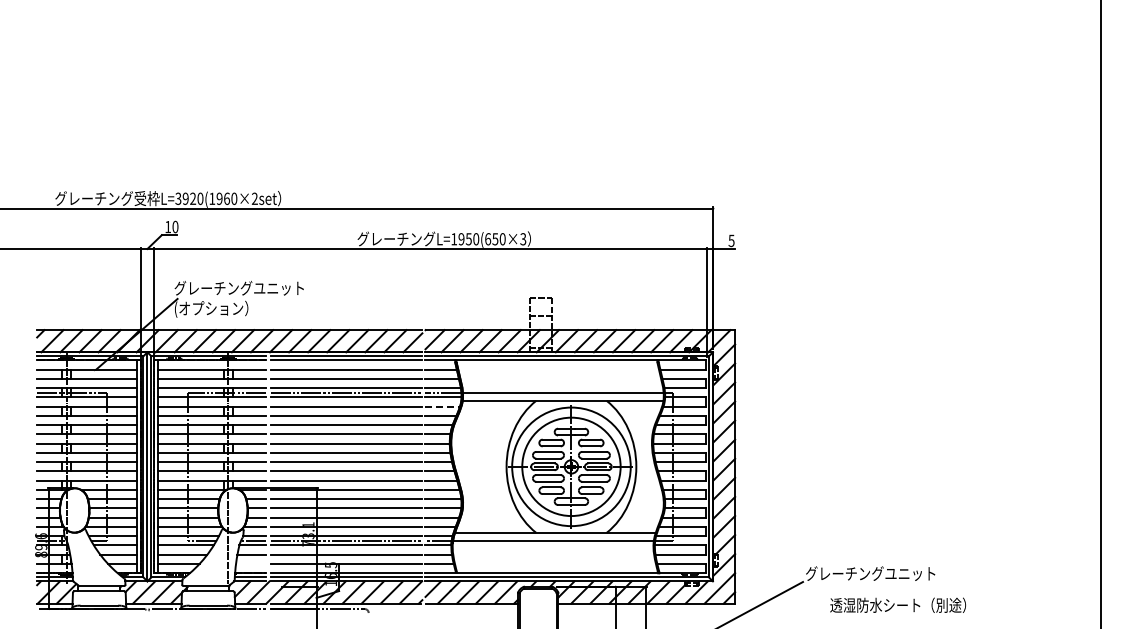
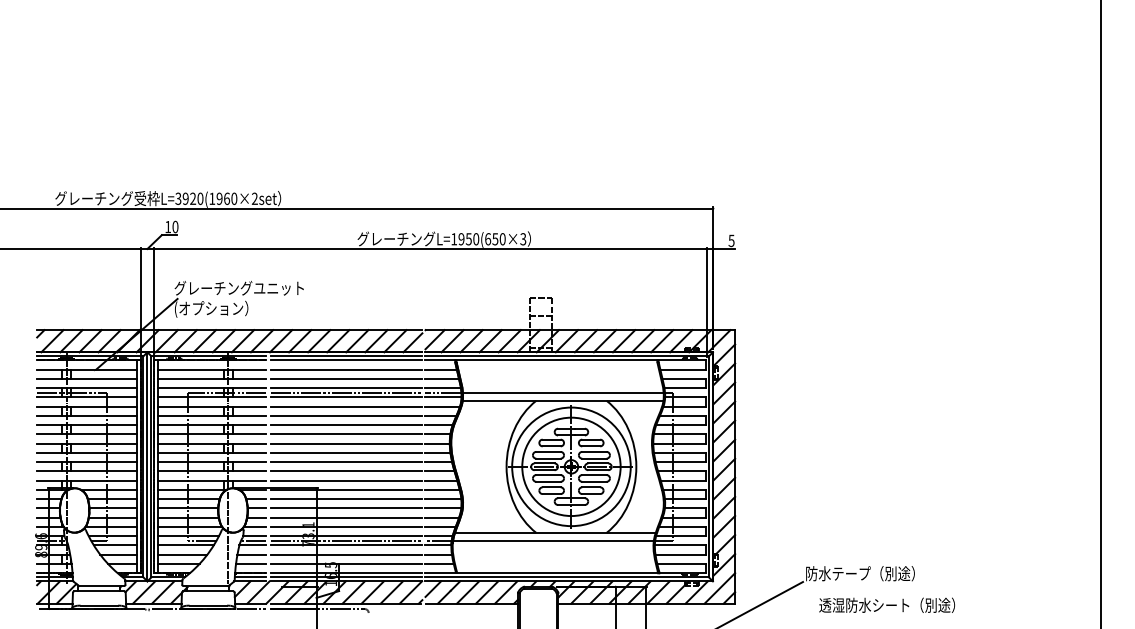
line: dashed -> solid (442, 406)
line: none -> present (250, 563)
text: グレーチングユニット -> 防水テープ（別途） (870, 573)
text position: (897, 604) -> (886, 604) (886, 604)
